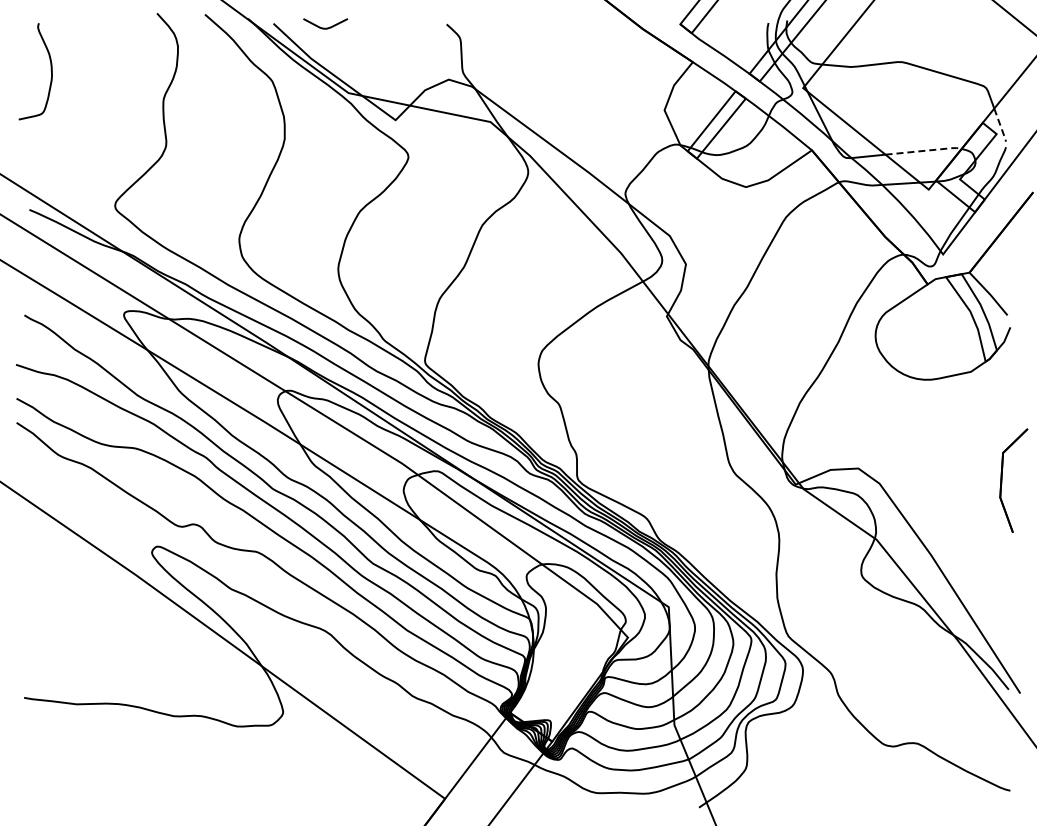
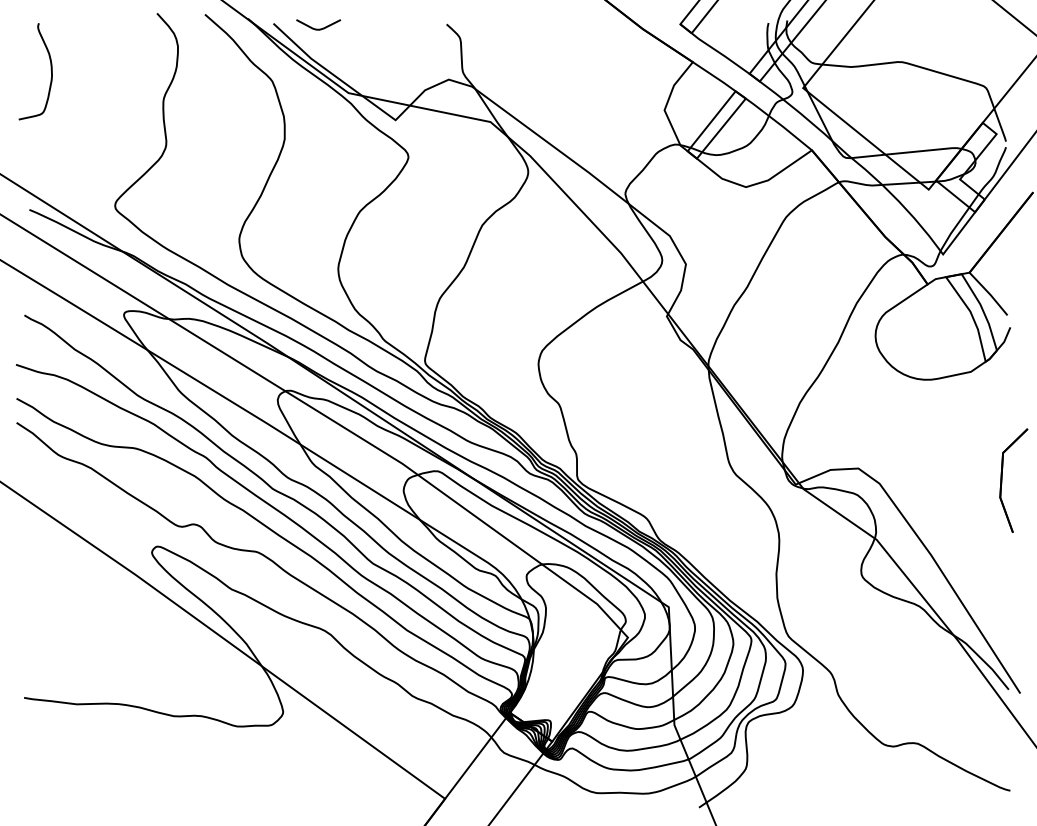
curve position: (325, 27) -> (318, 28) (318, 28)
line: dashed -> solid (1000, 126)
line: dashed -> solid (925, 150)
